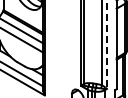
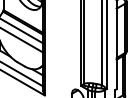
line: dashed -> solid (106, 45)
